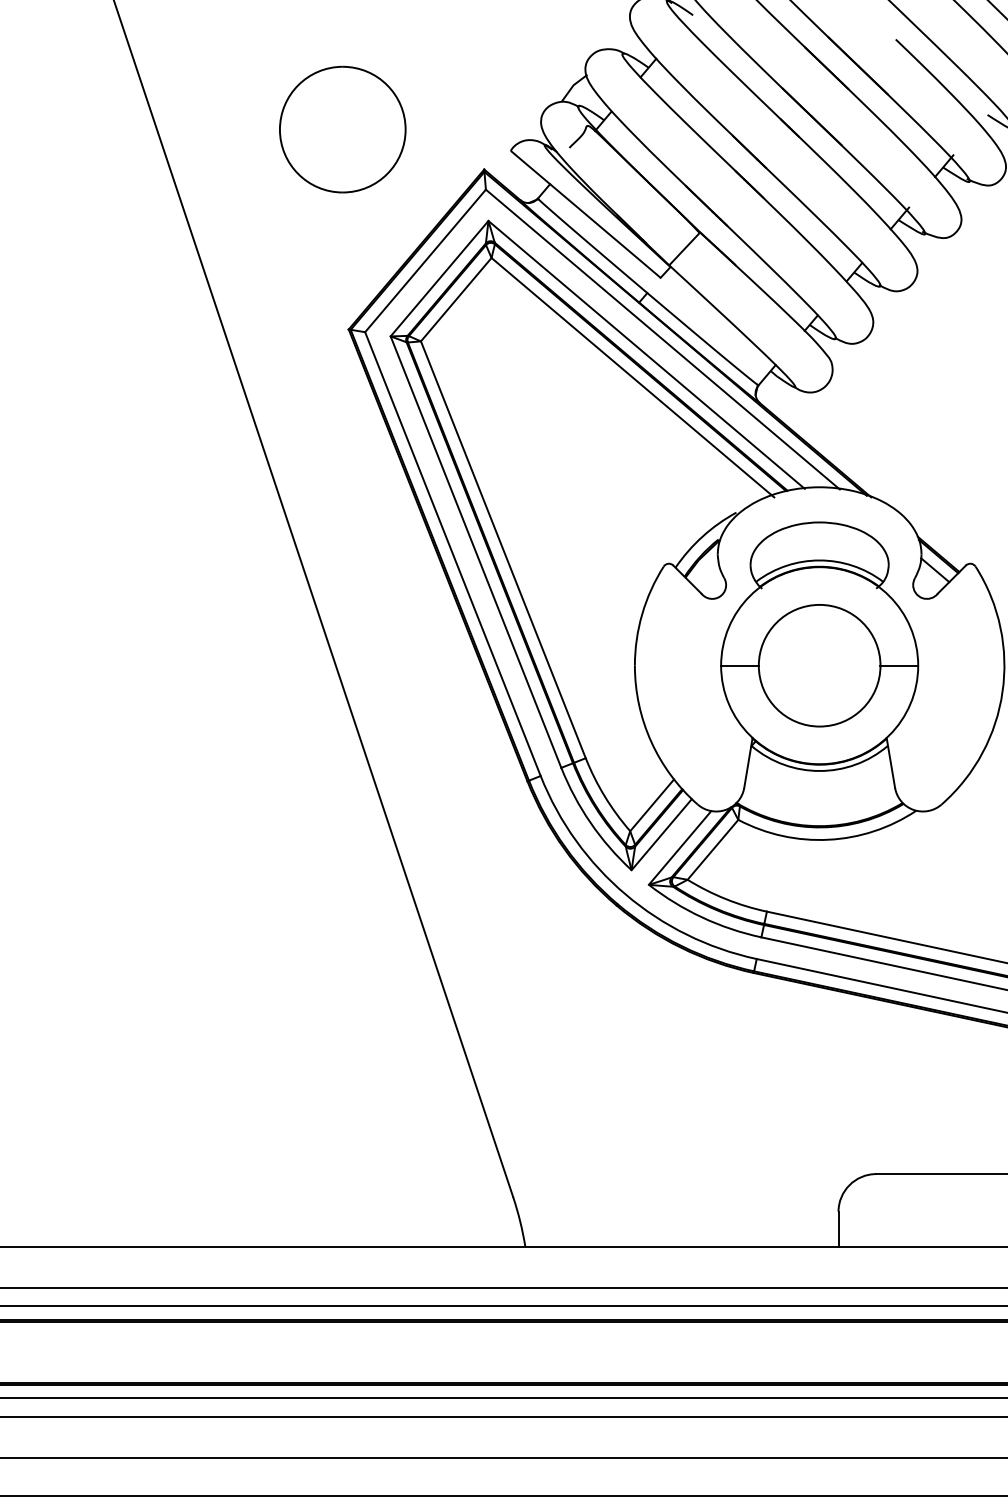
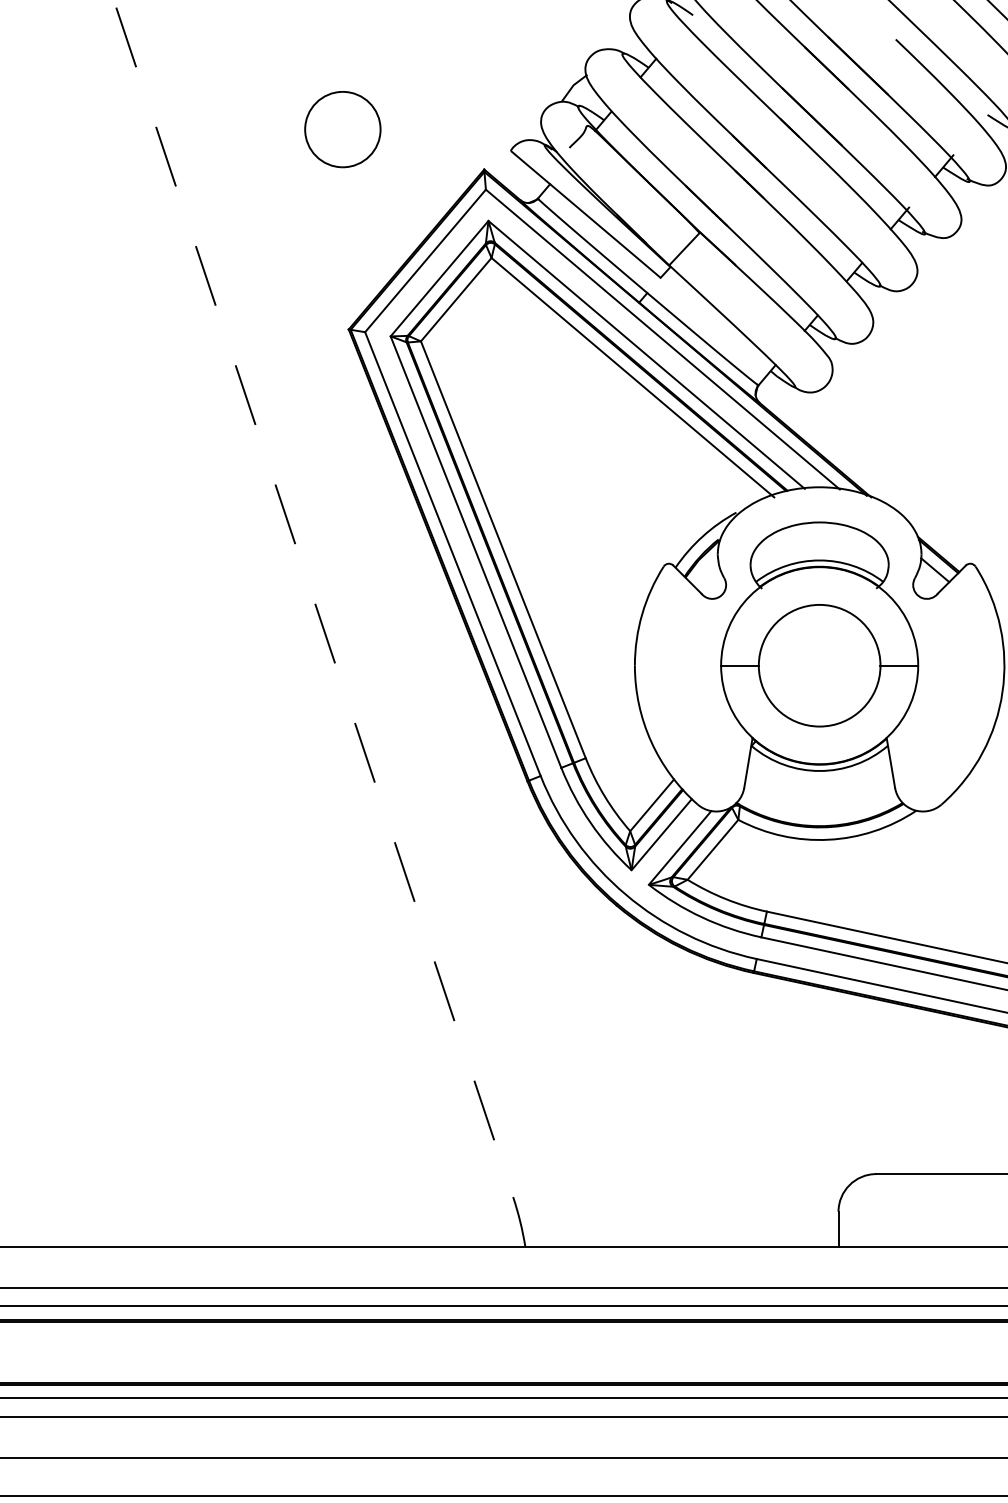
part size: 128x129 px -> 78x78 px (342, 129)
line: solid -> dashed (313, 598)
